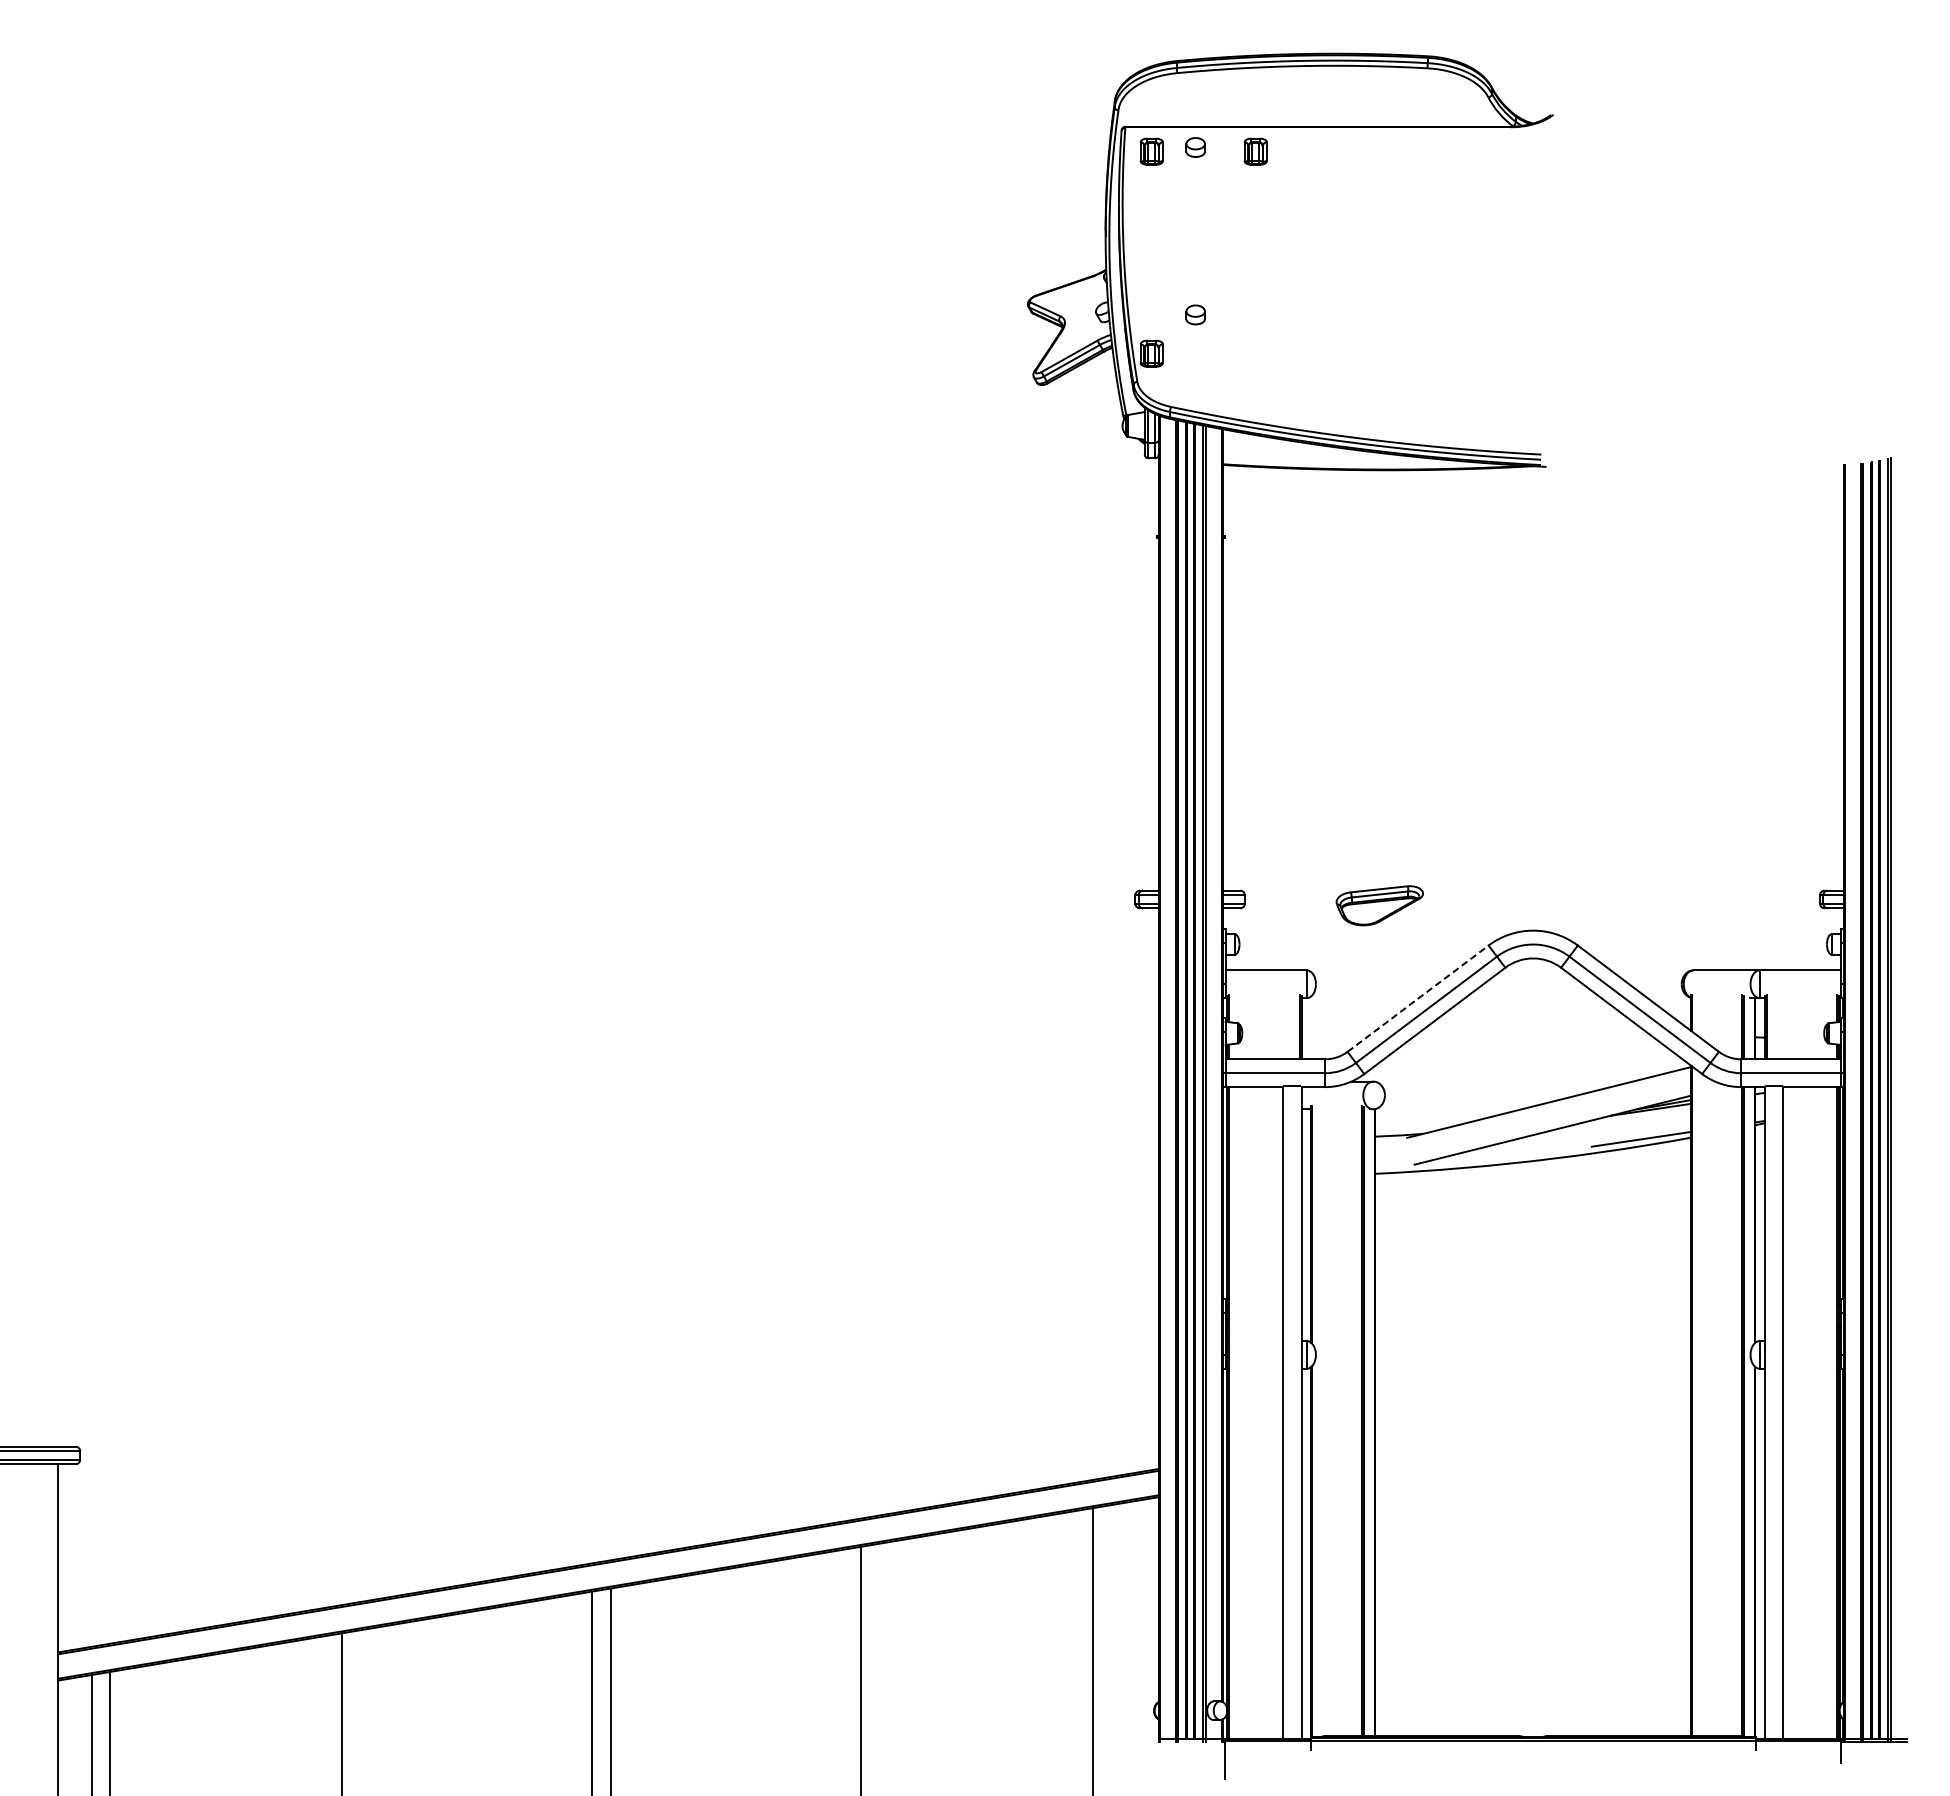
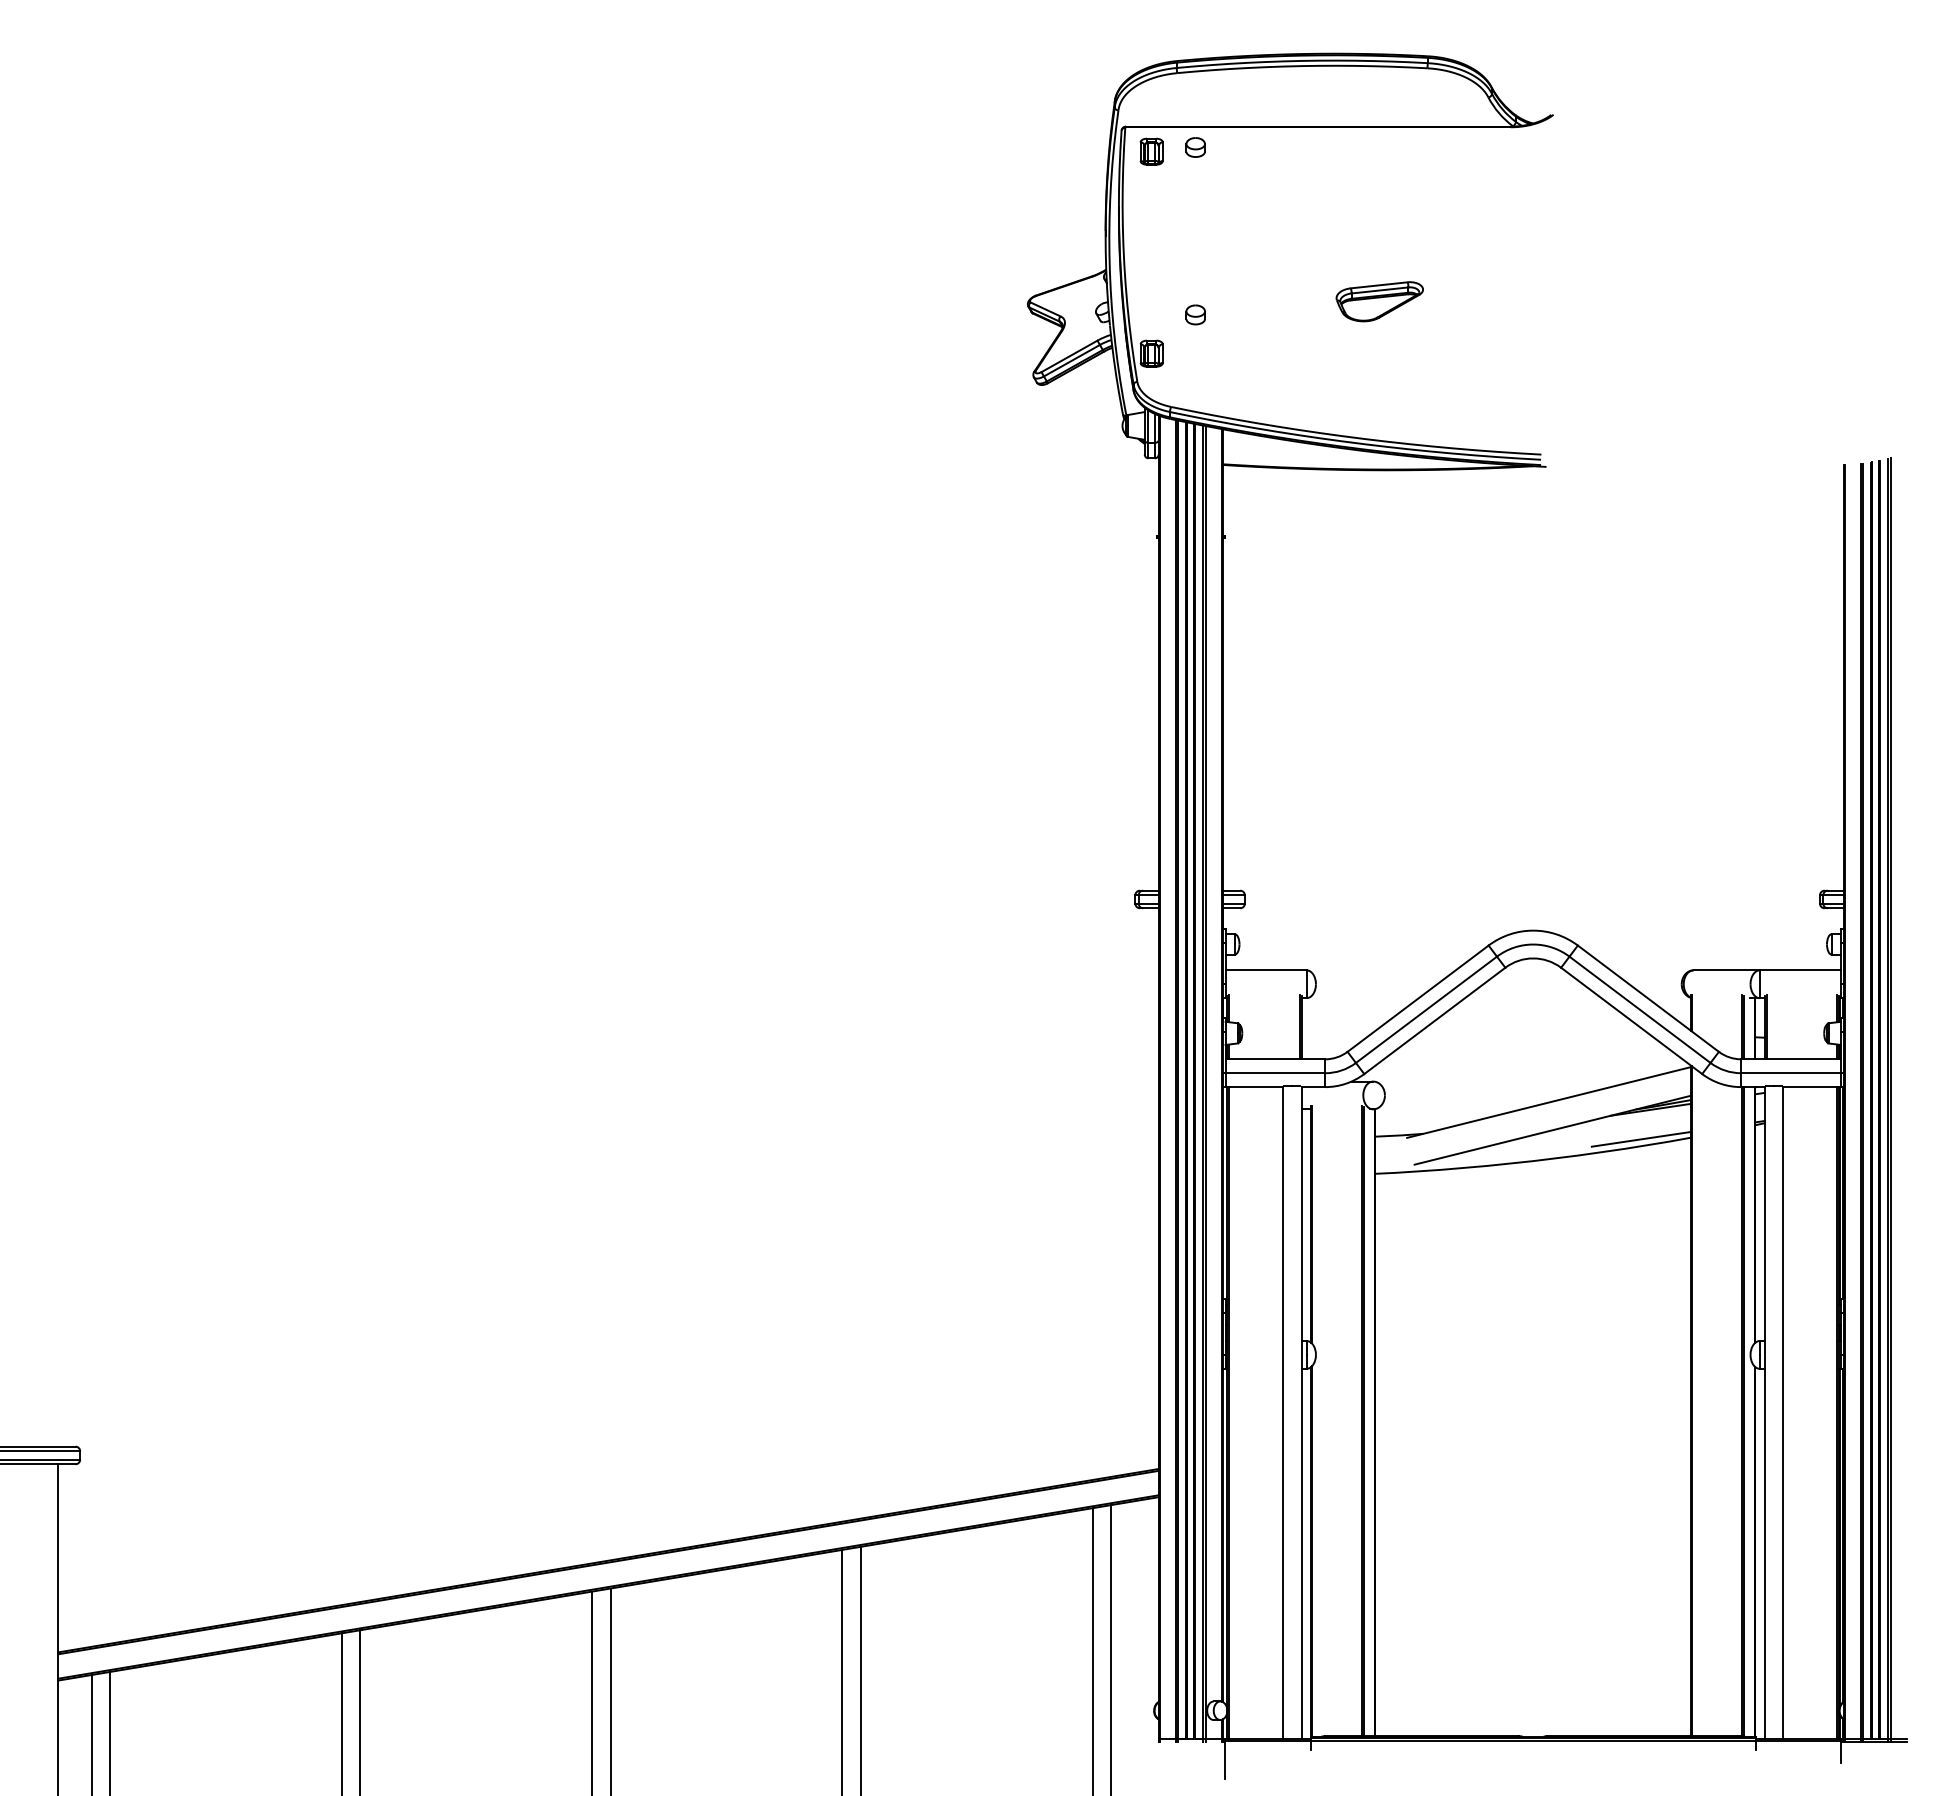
part: present -> none (1255, 151)
part position: (1379, 905) -> (1379, 301) (1379, 301)
line: dashed -> solid (1418, 998)
line: none -> present (1111, 1648)
line: none -> present (842, 1670)
line: none -> present (360, 1711)
